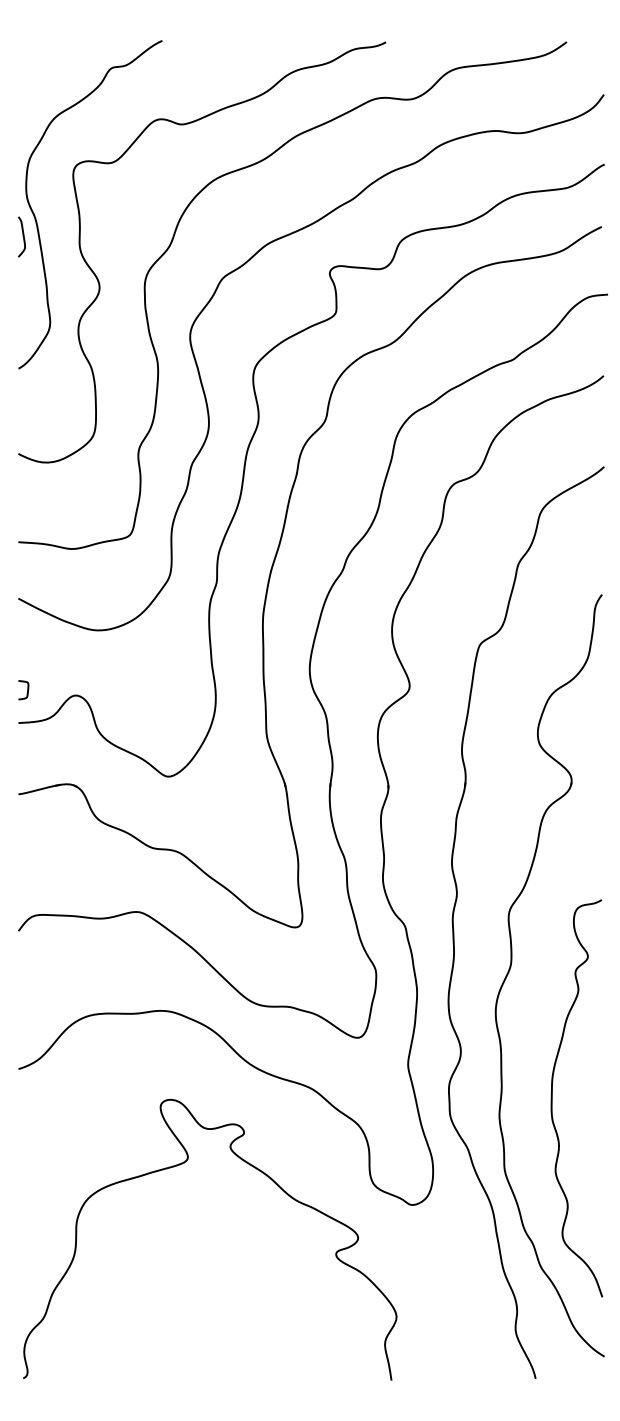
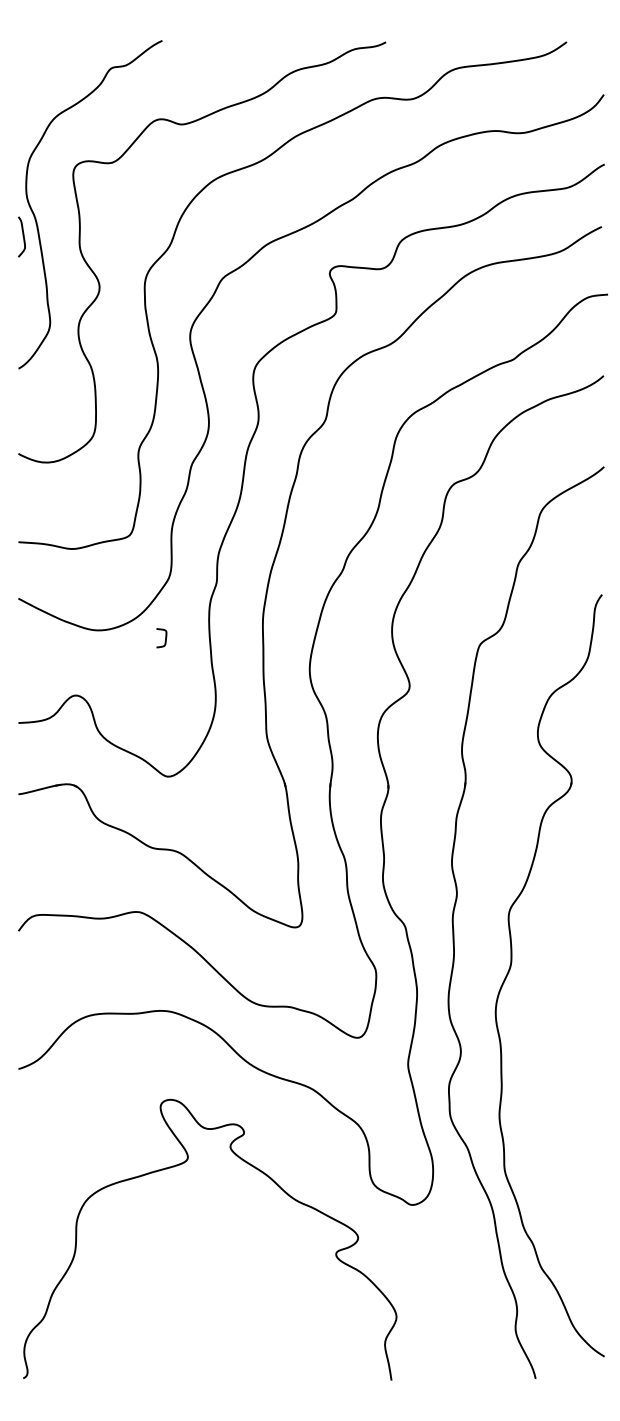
curve position: (27, 690) -> (165, 638) (165, 638)
curve: present -> none (552, 1098)
